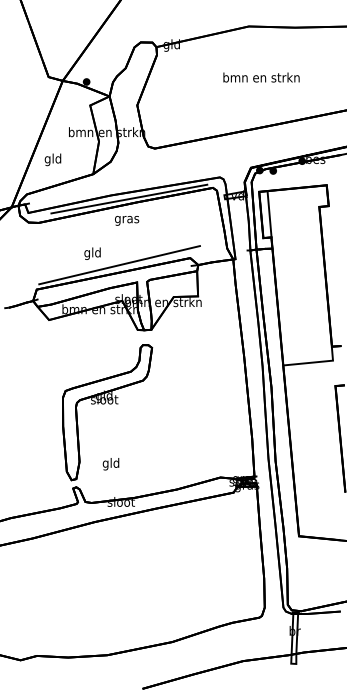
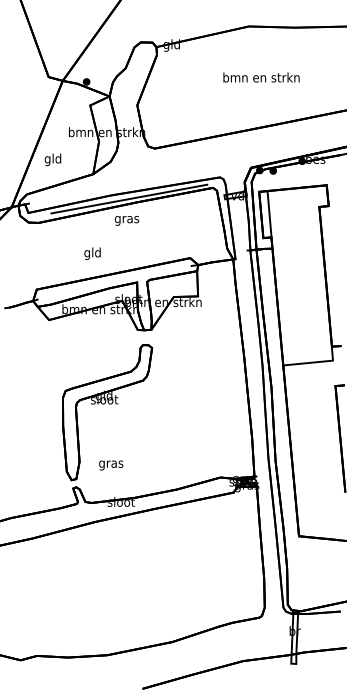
line: present -> none (119, 265)
text: gld -> gras (111, 464)
